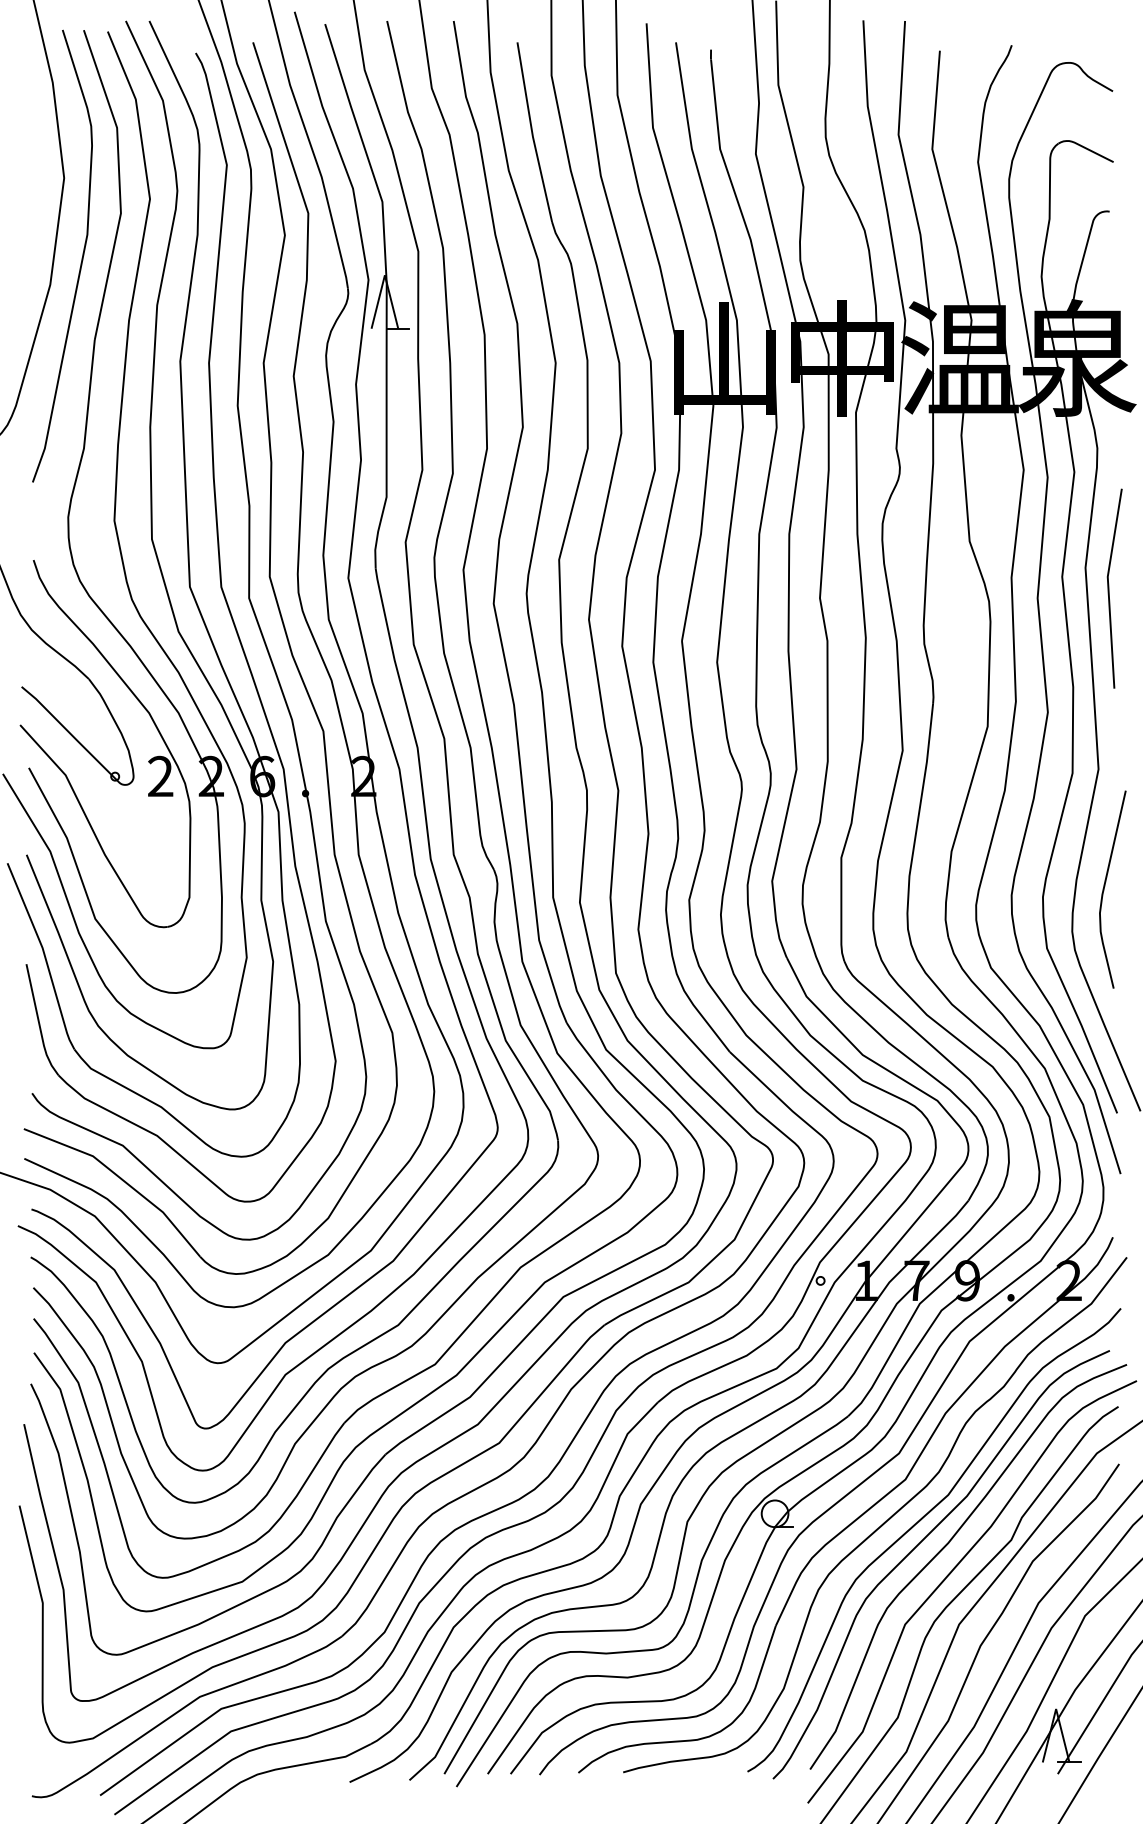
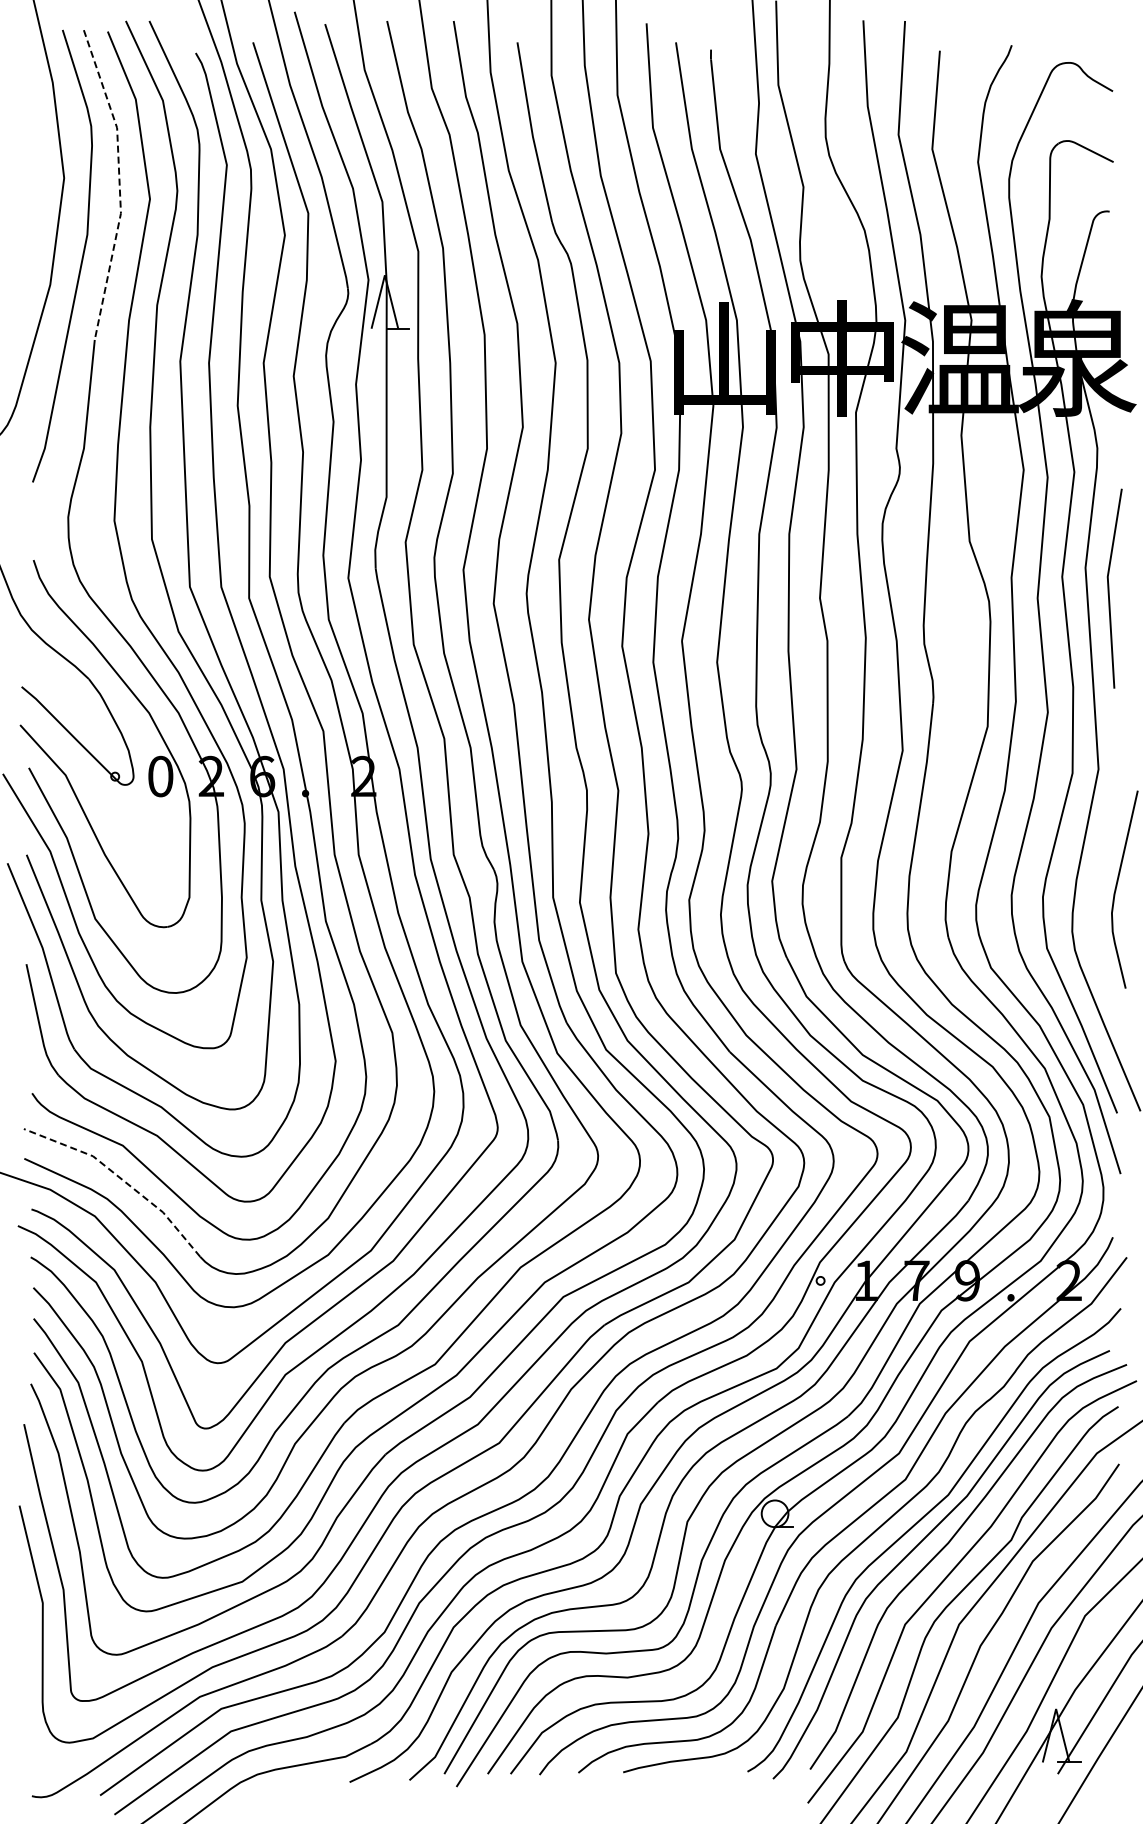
line: solid -> dashed (119, 183)
text: 2 -> 0 (160, 776)
curve position: (1105, 886) -> (1117, 886) (1117, 886)
line: solid -> dashed (121, 1178)
